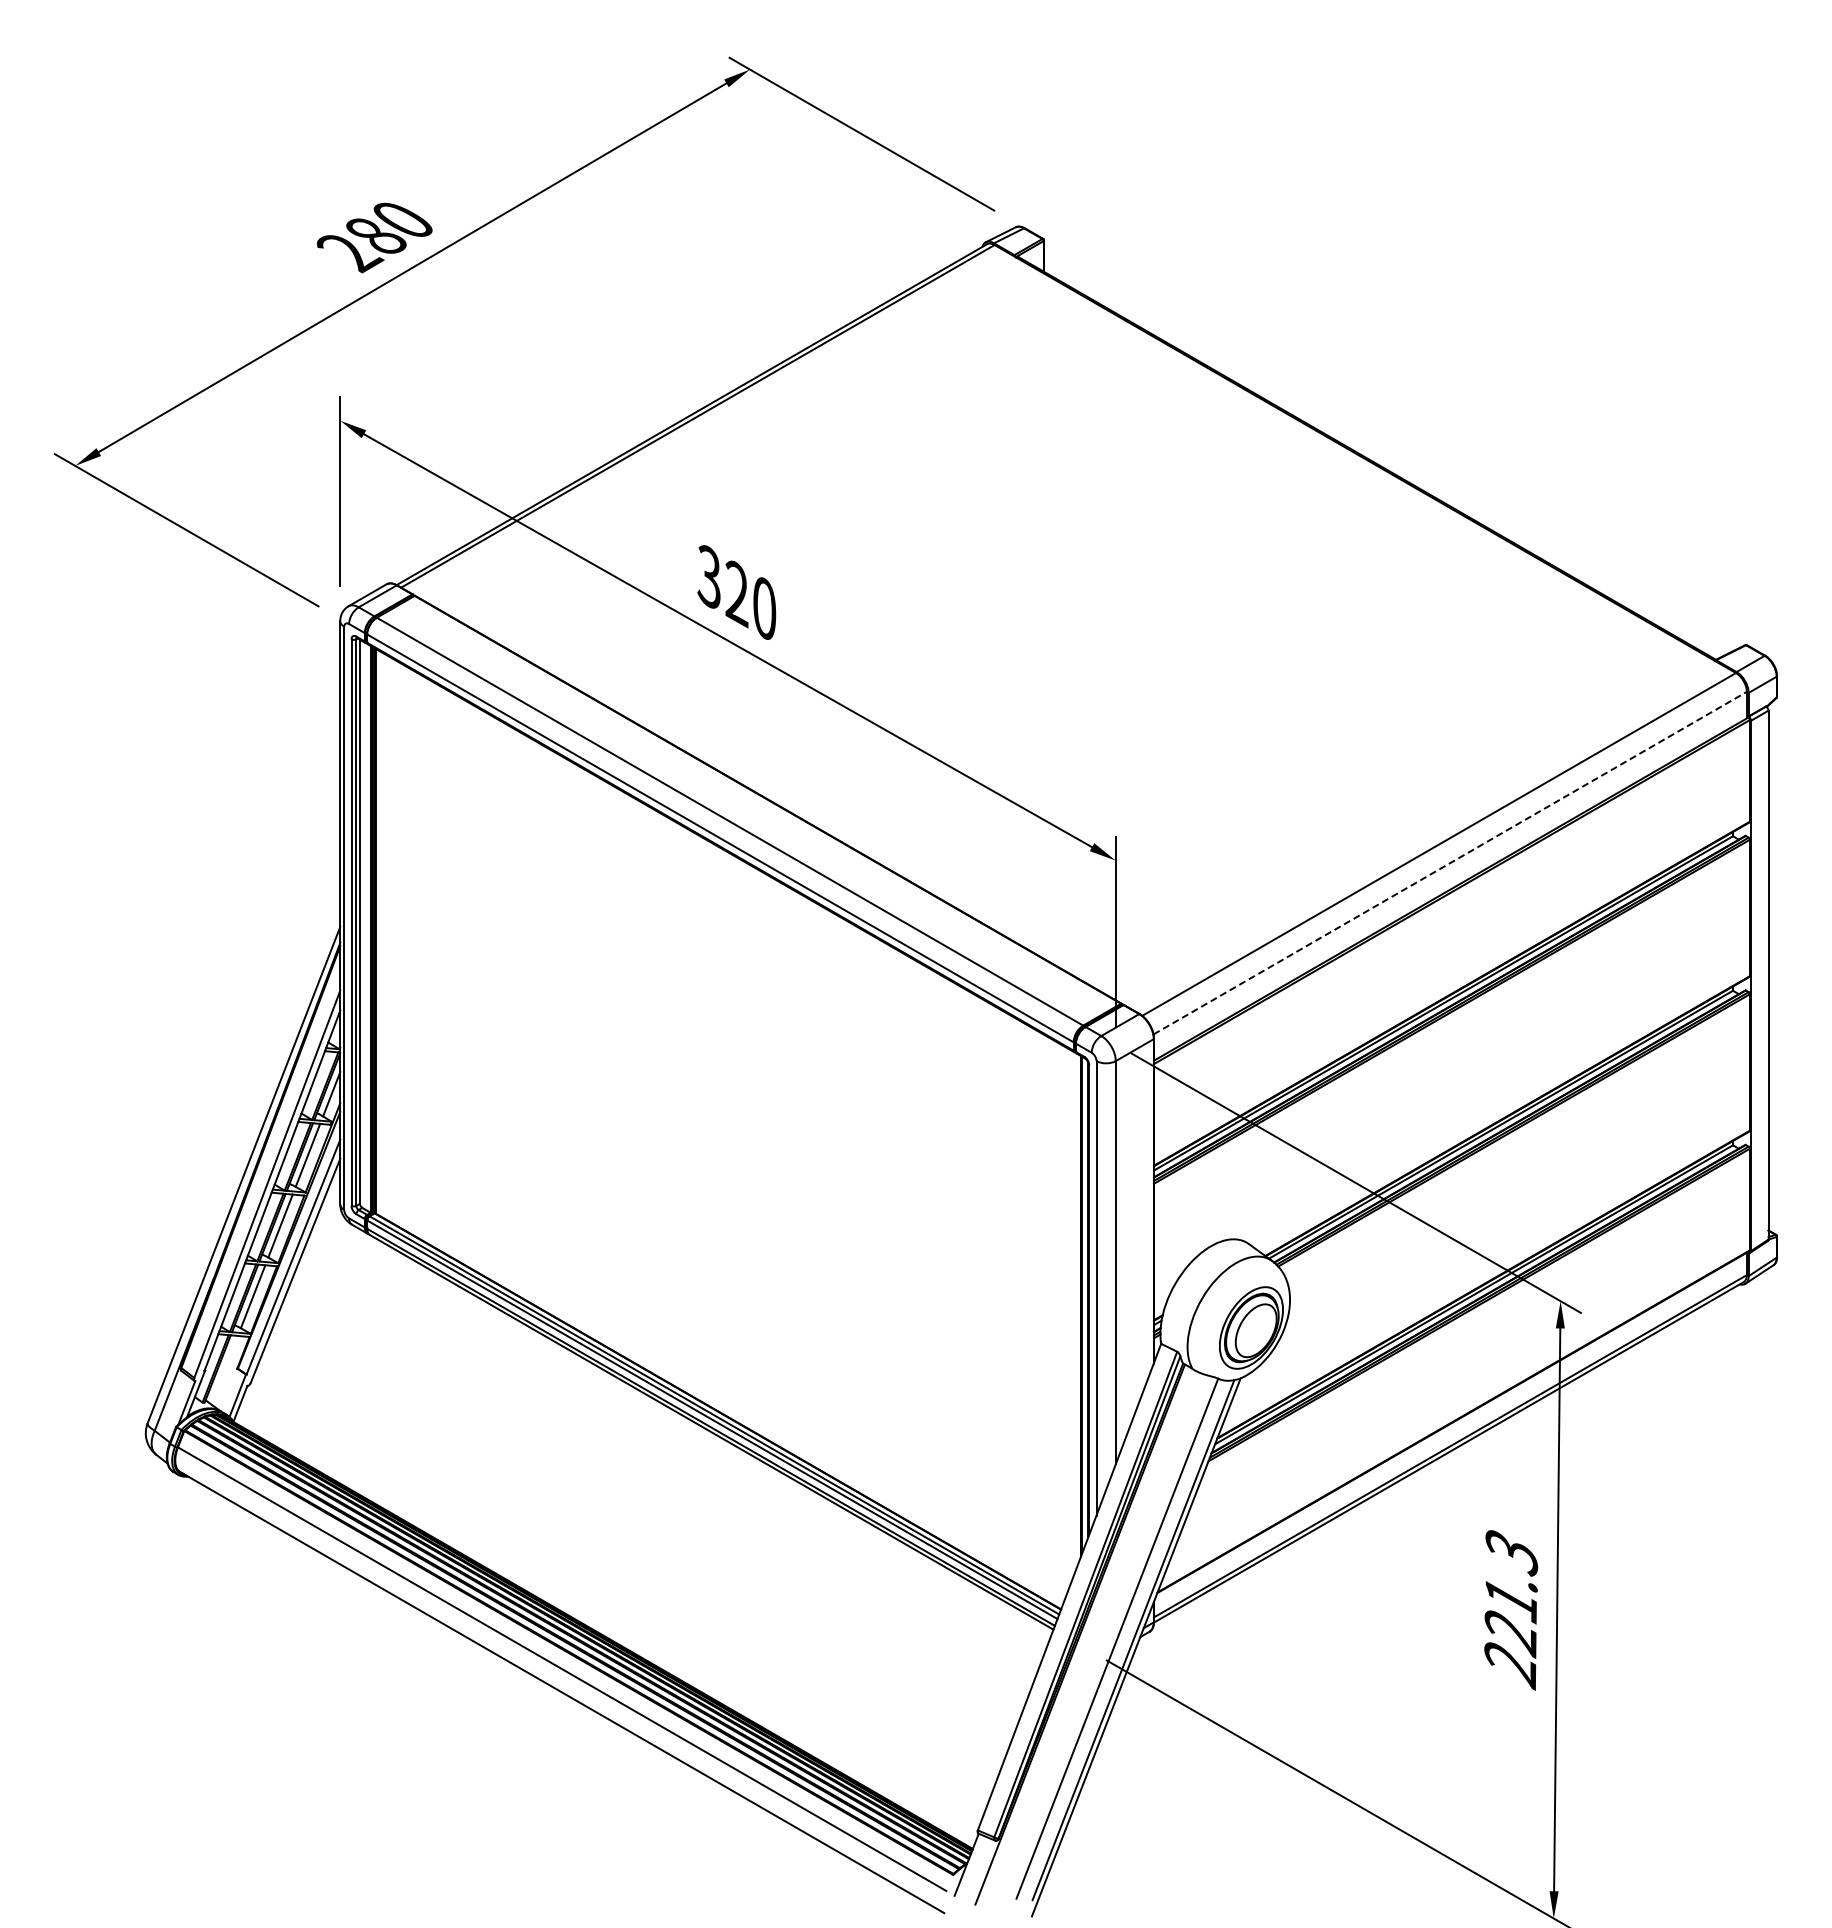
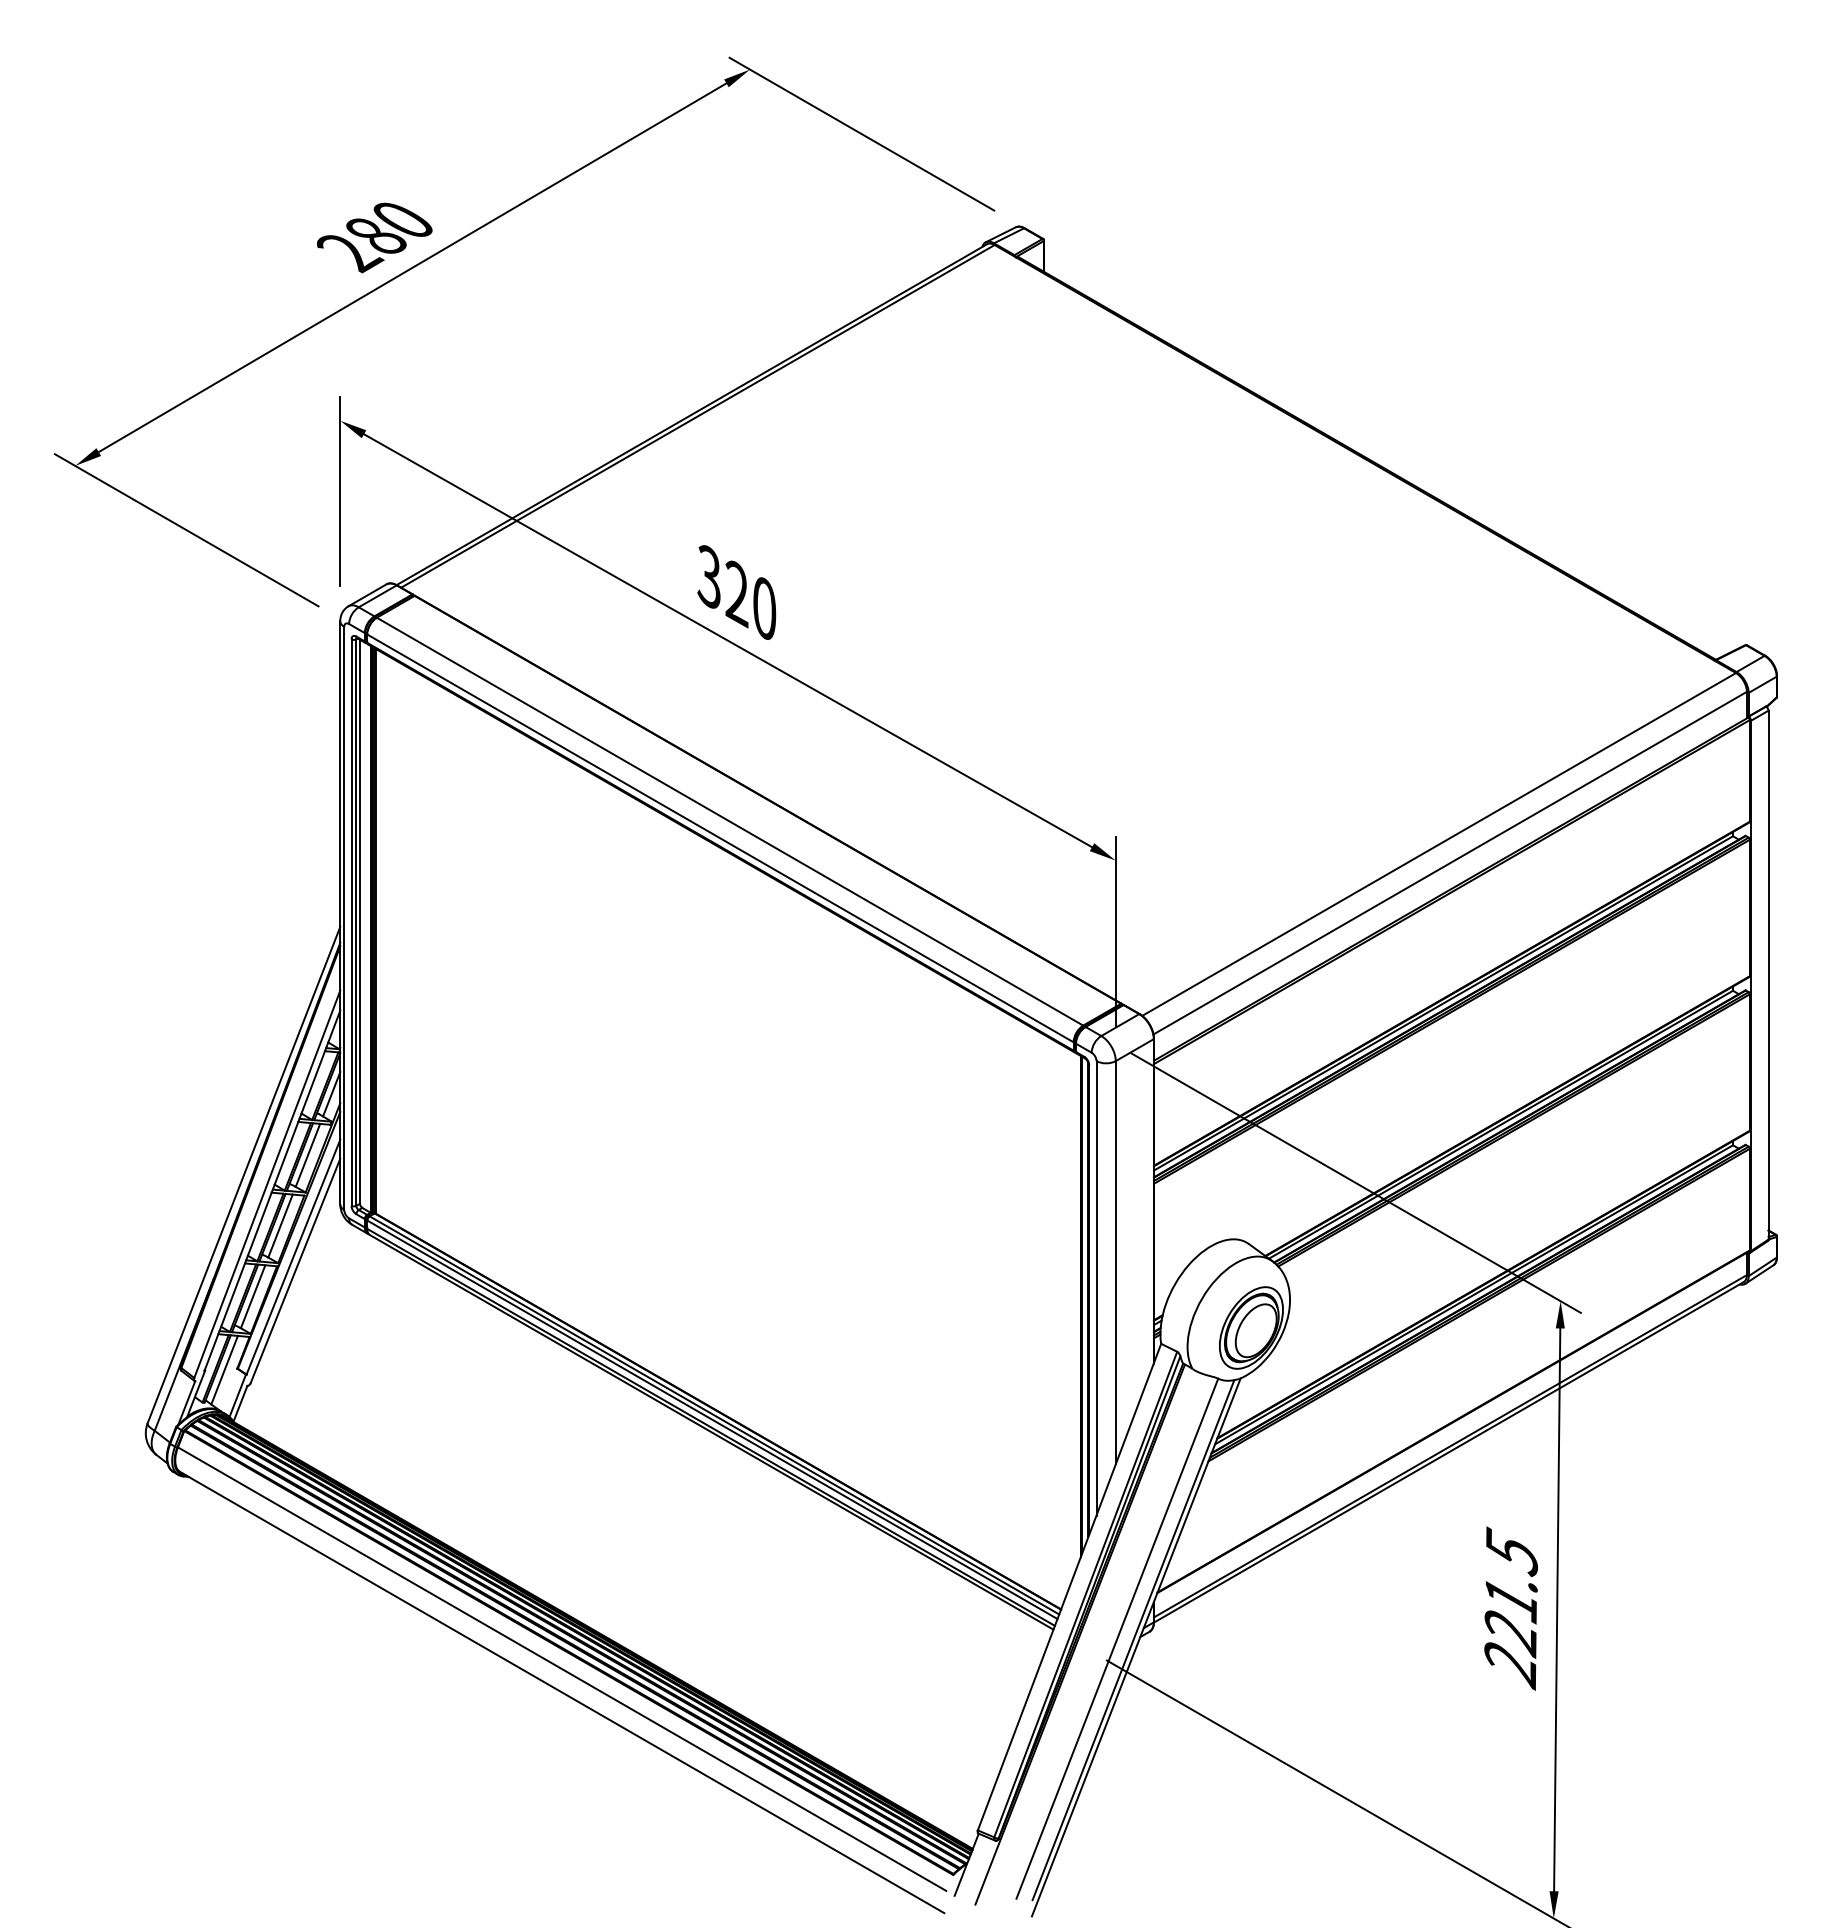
line: dashed -> solid (1450, 863)
line: none -> present (224, 1369)
text: 221.3 -> 221.5 (1511, 1551)
